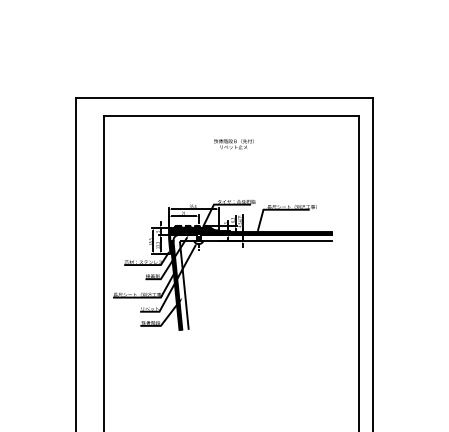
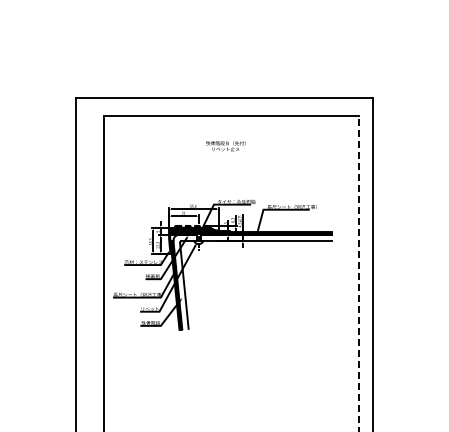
text position: (233, 144) -> (225, 146) (225, 146)
line: solid -> dashed (358, 273)
